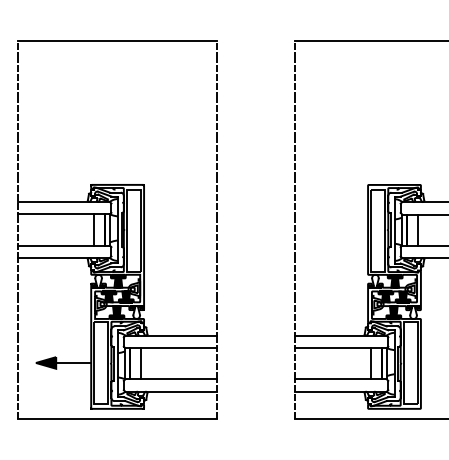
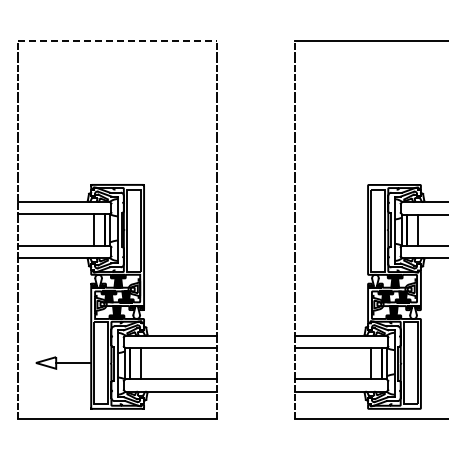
line: solid -> dashed (117, 41)
fill: present -> none (46, 362)
